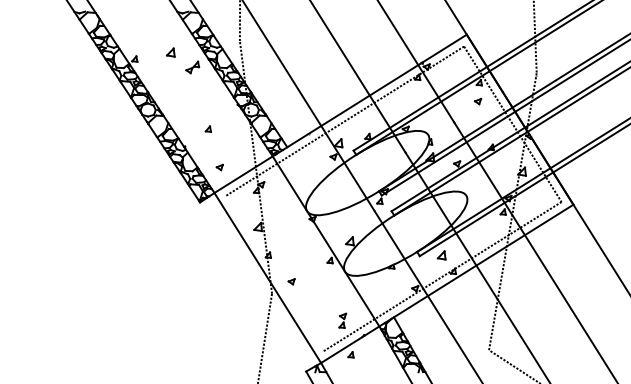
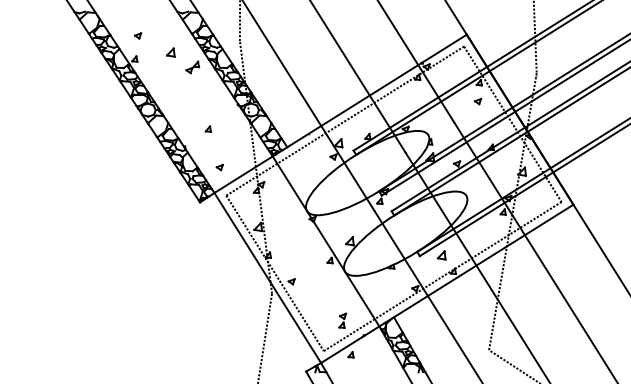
part: none -> present (138, 35)
line: none -> present (274, 273)
